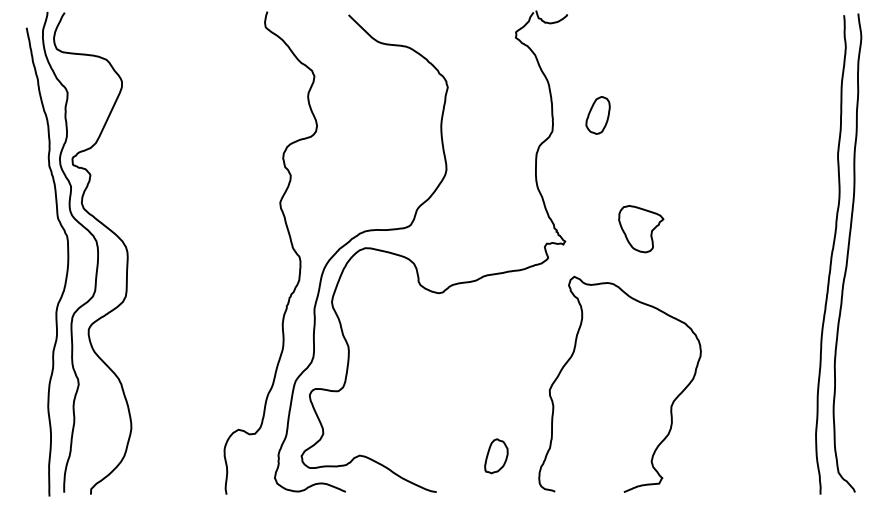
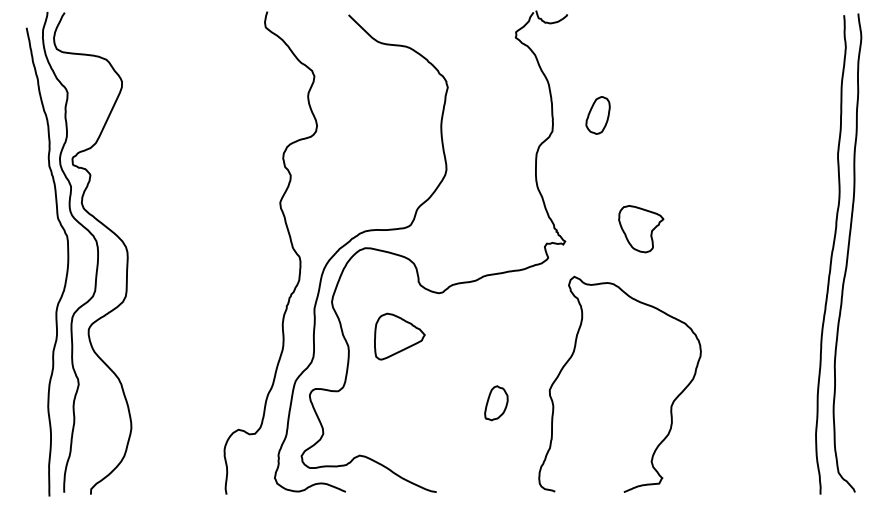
part: none -> present (399, 336)
part position: (496, 456) -> (496, 403) (496, 403)
